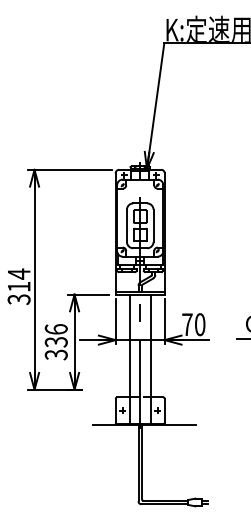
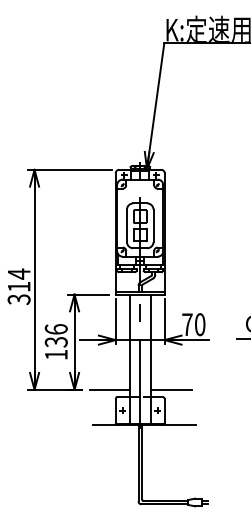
text: 336 -> 136 (55, 354)
line: none -> present (109, 389)
line: none -> present (170, 389)
